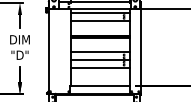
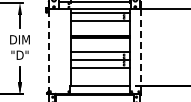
line: solid -> dashed (48, 50)
line: solid -> dashed (140, 51)
